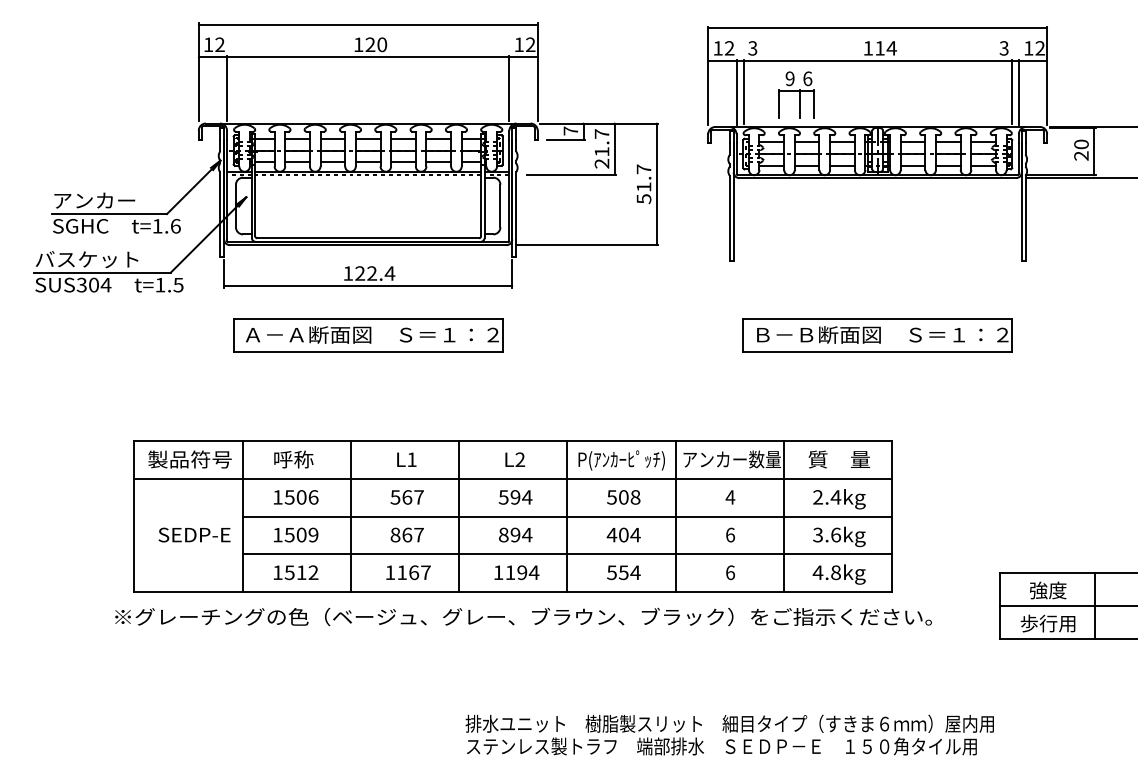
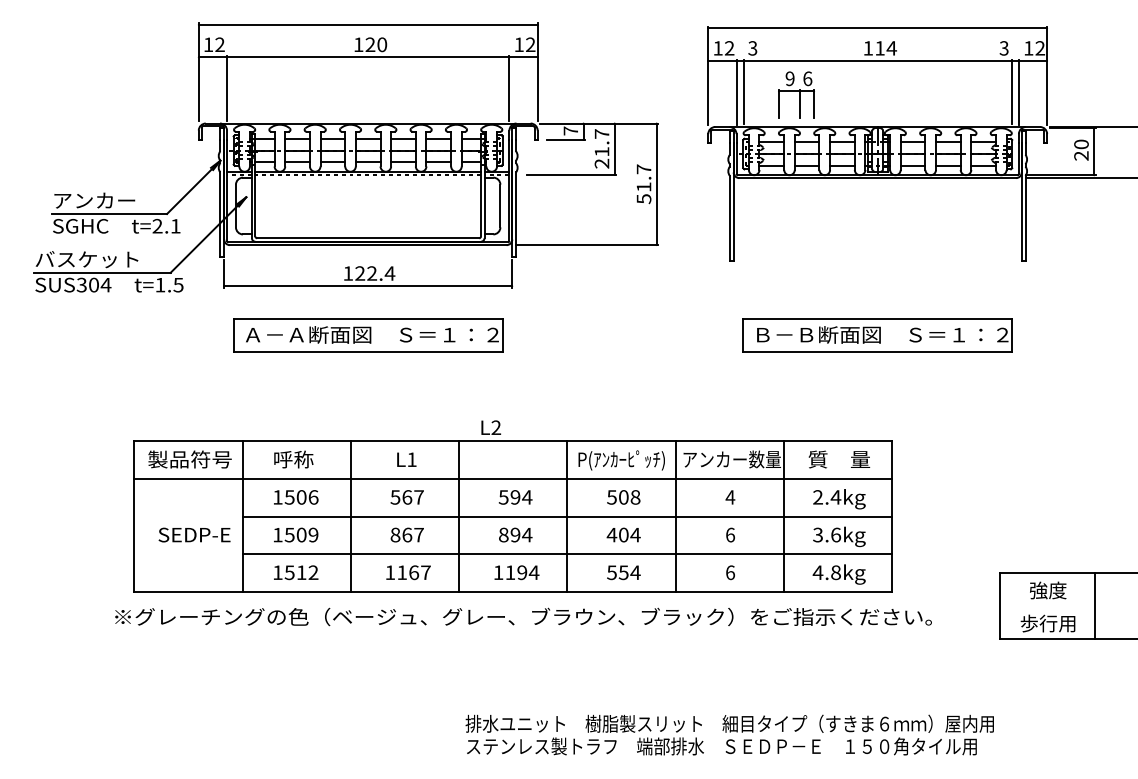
text: t=1.6 -> t=2.1 (166, 225)
text position: (514, 459) -> (490, 427) (490, 427)
line: present -> none (1067, 606)
